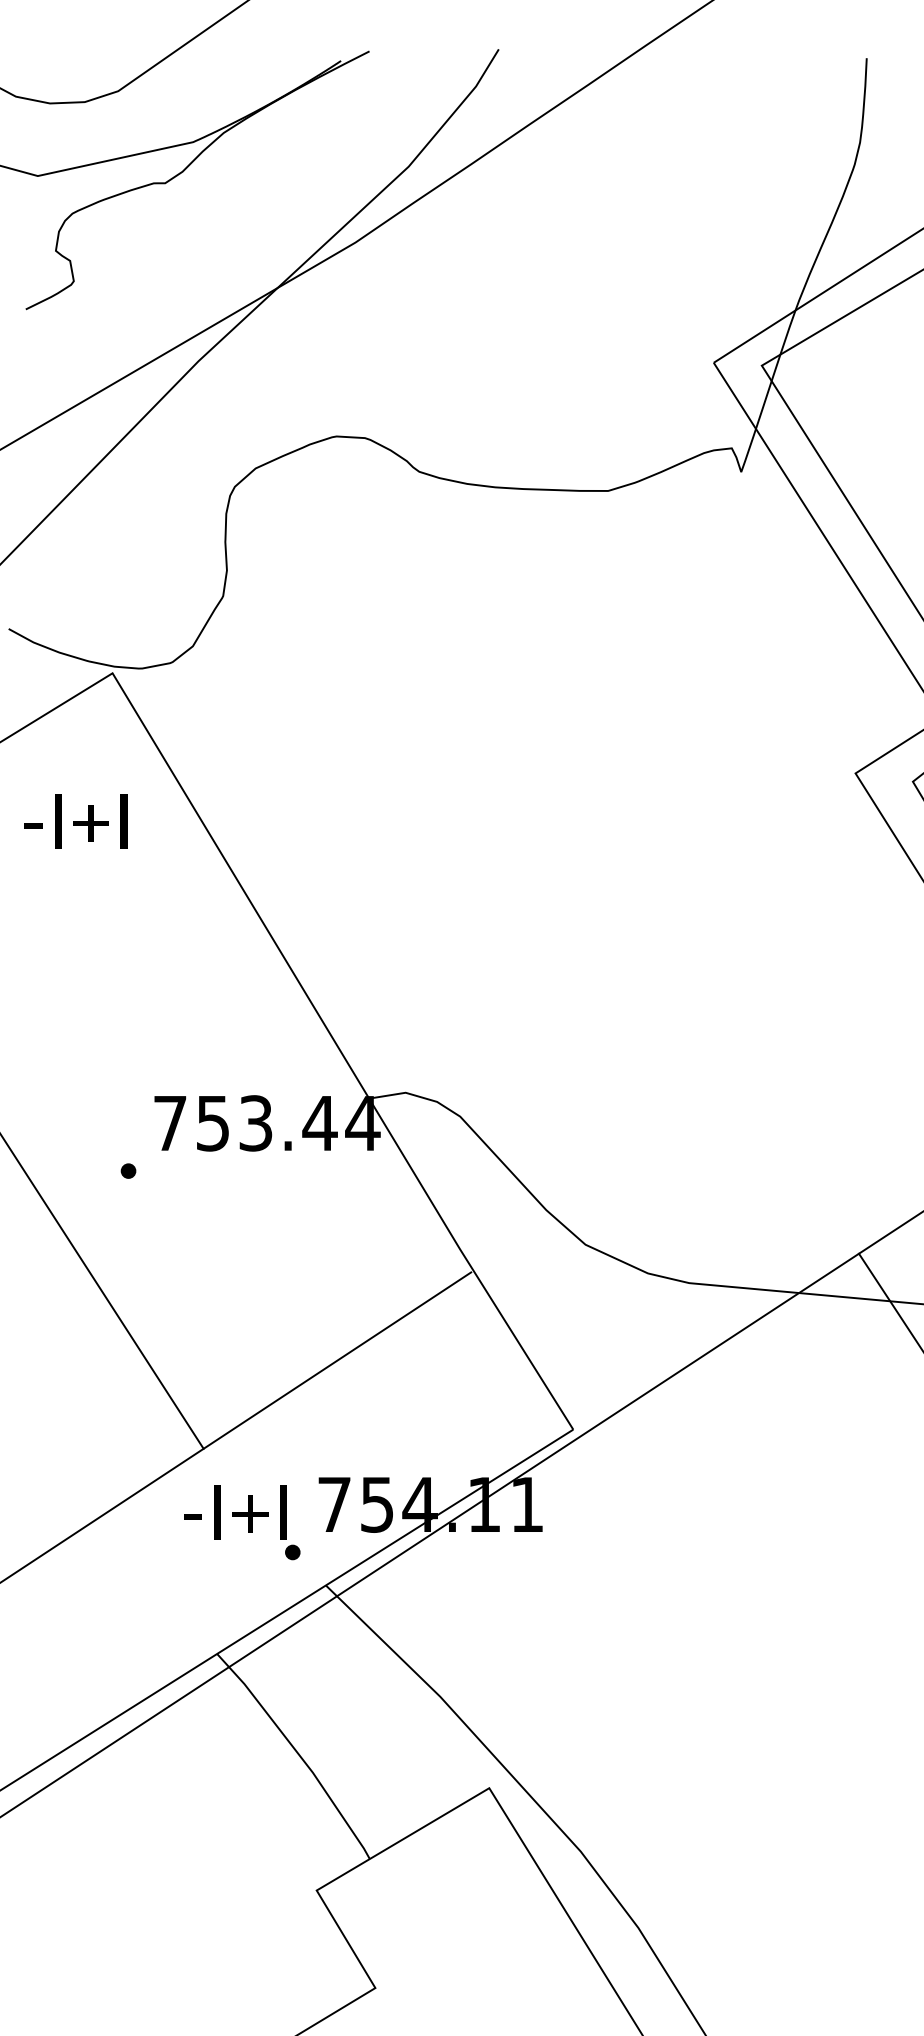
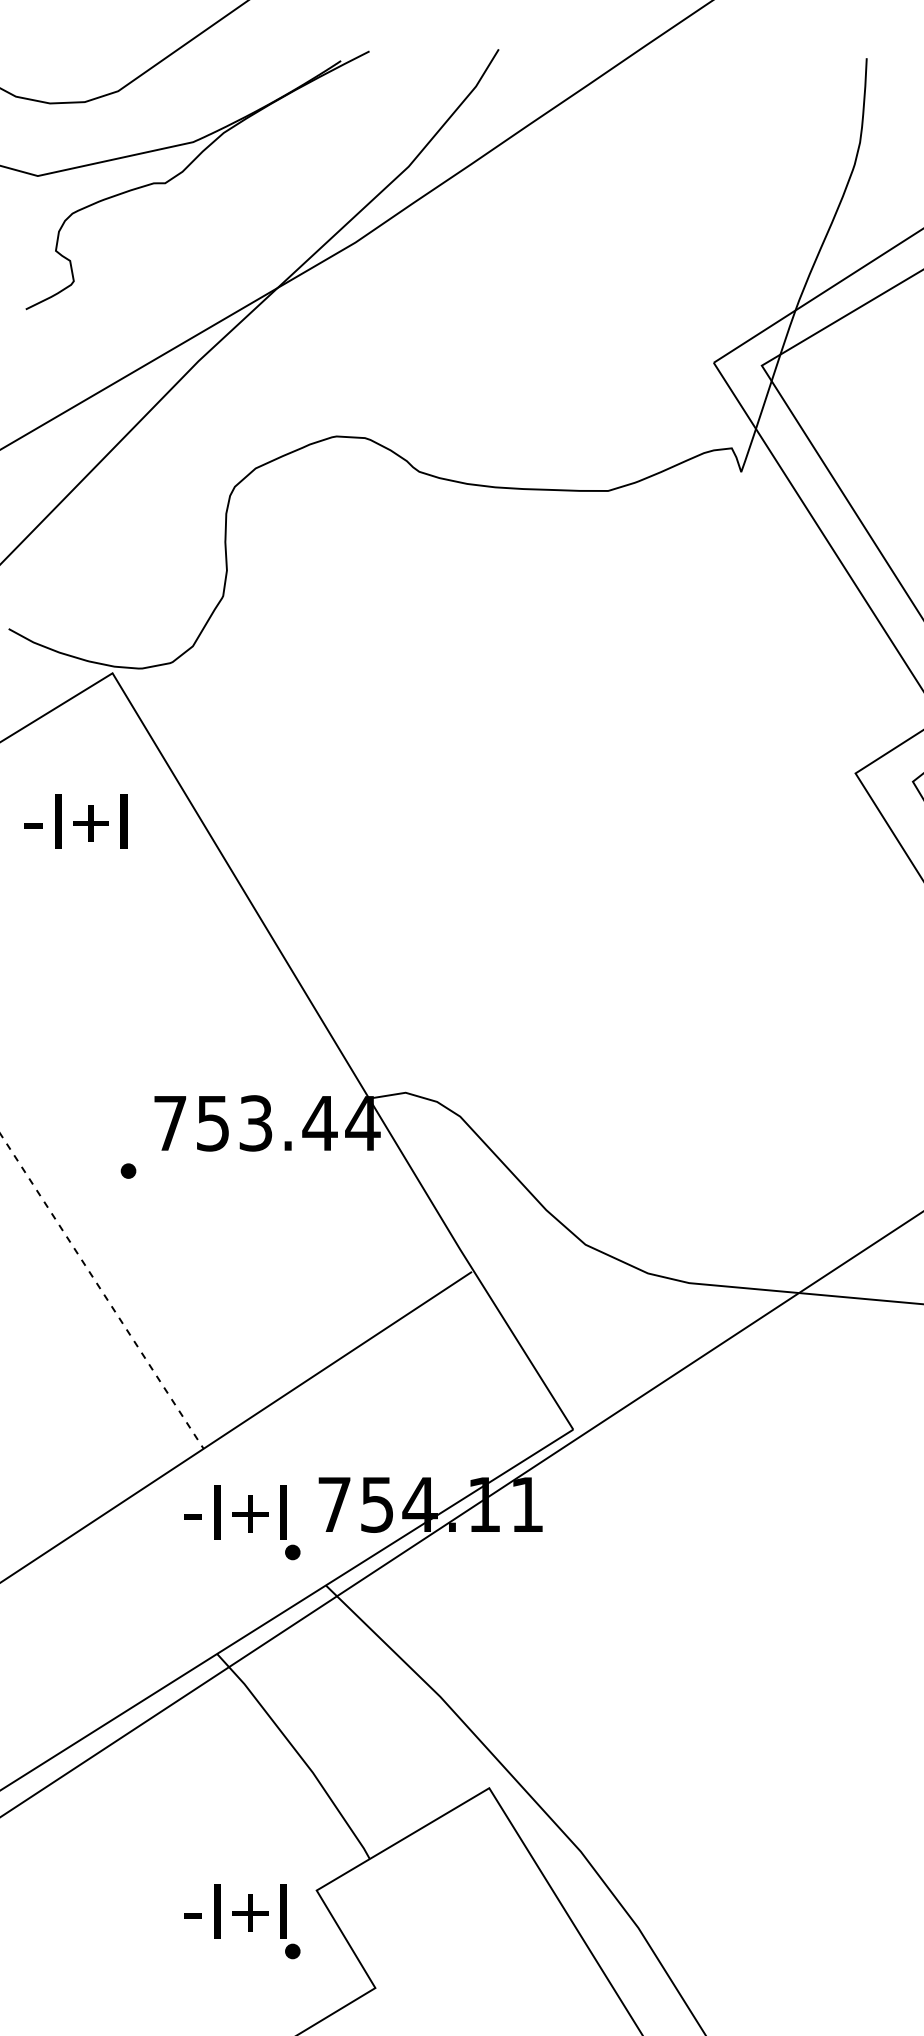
line: solid -> dashed (102, 1291)
line: present -> none (889, 1300)
part: none -> present (242, 1921)
